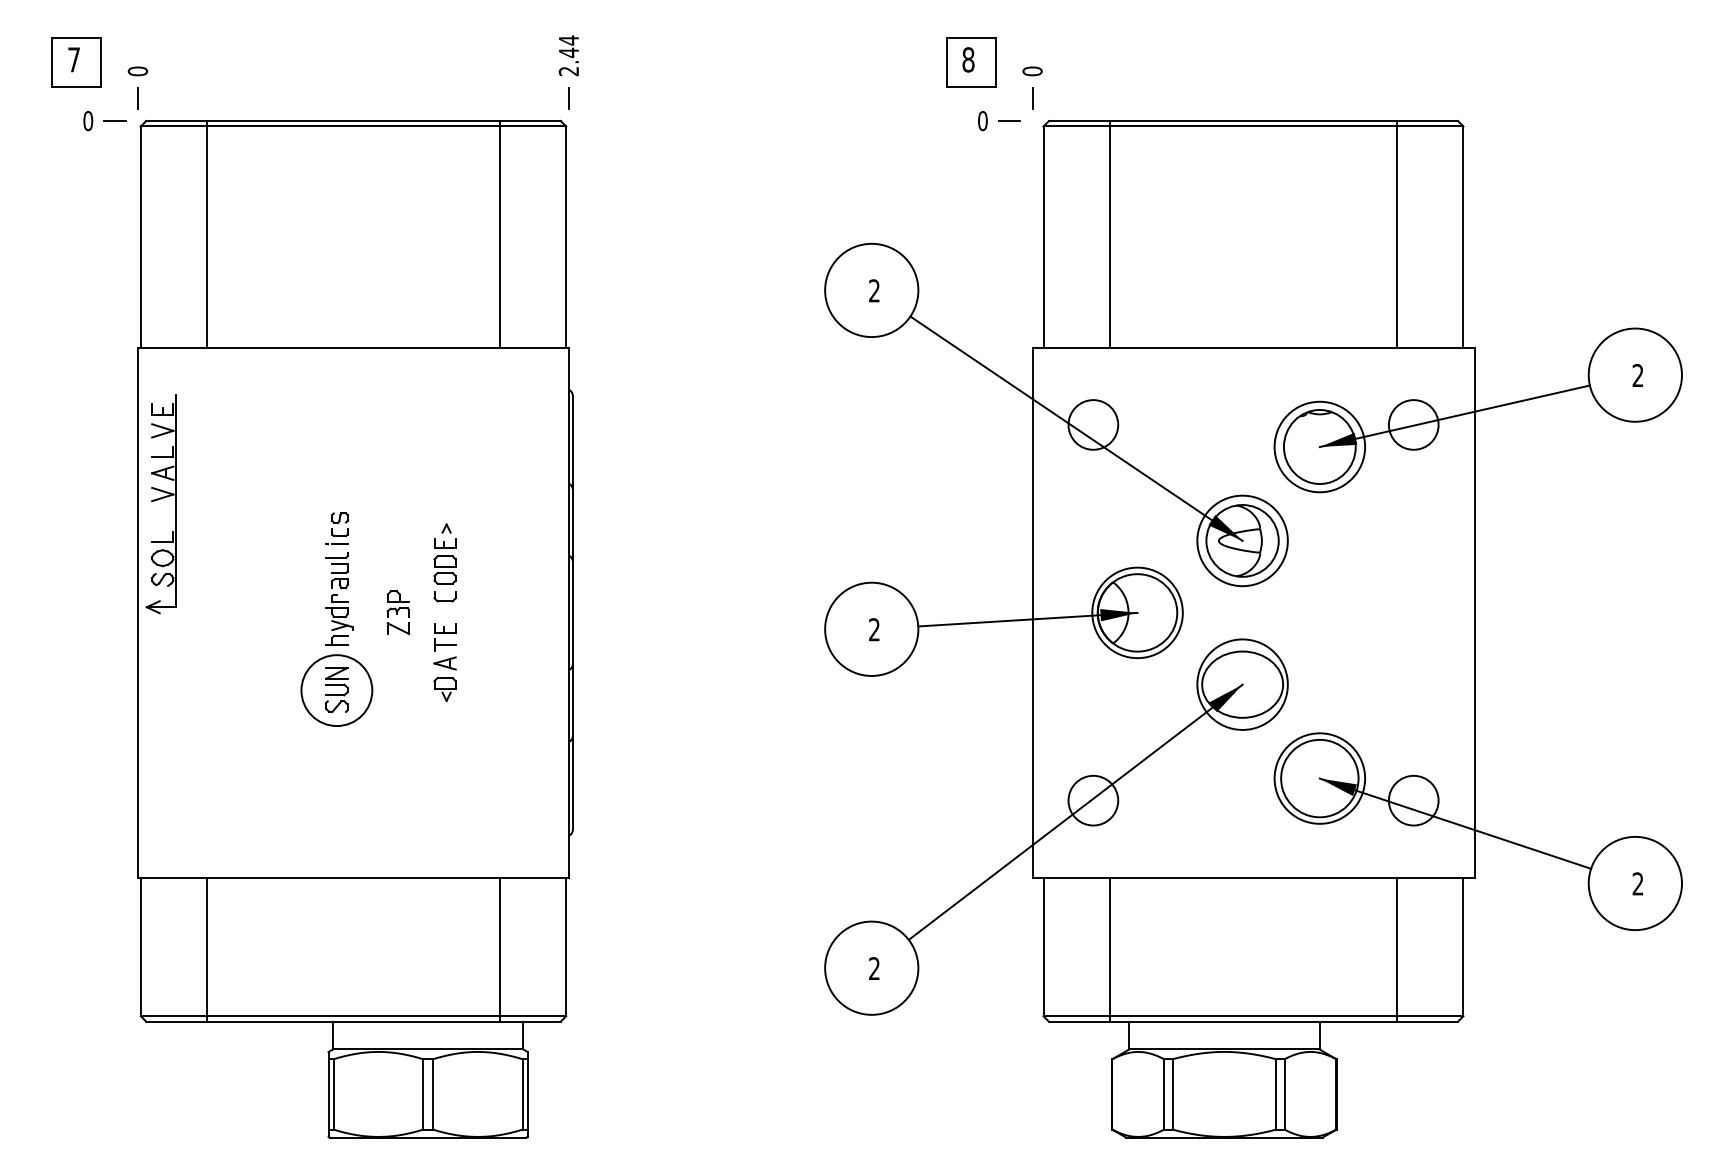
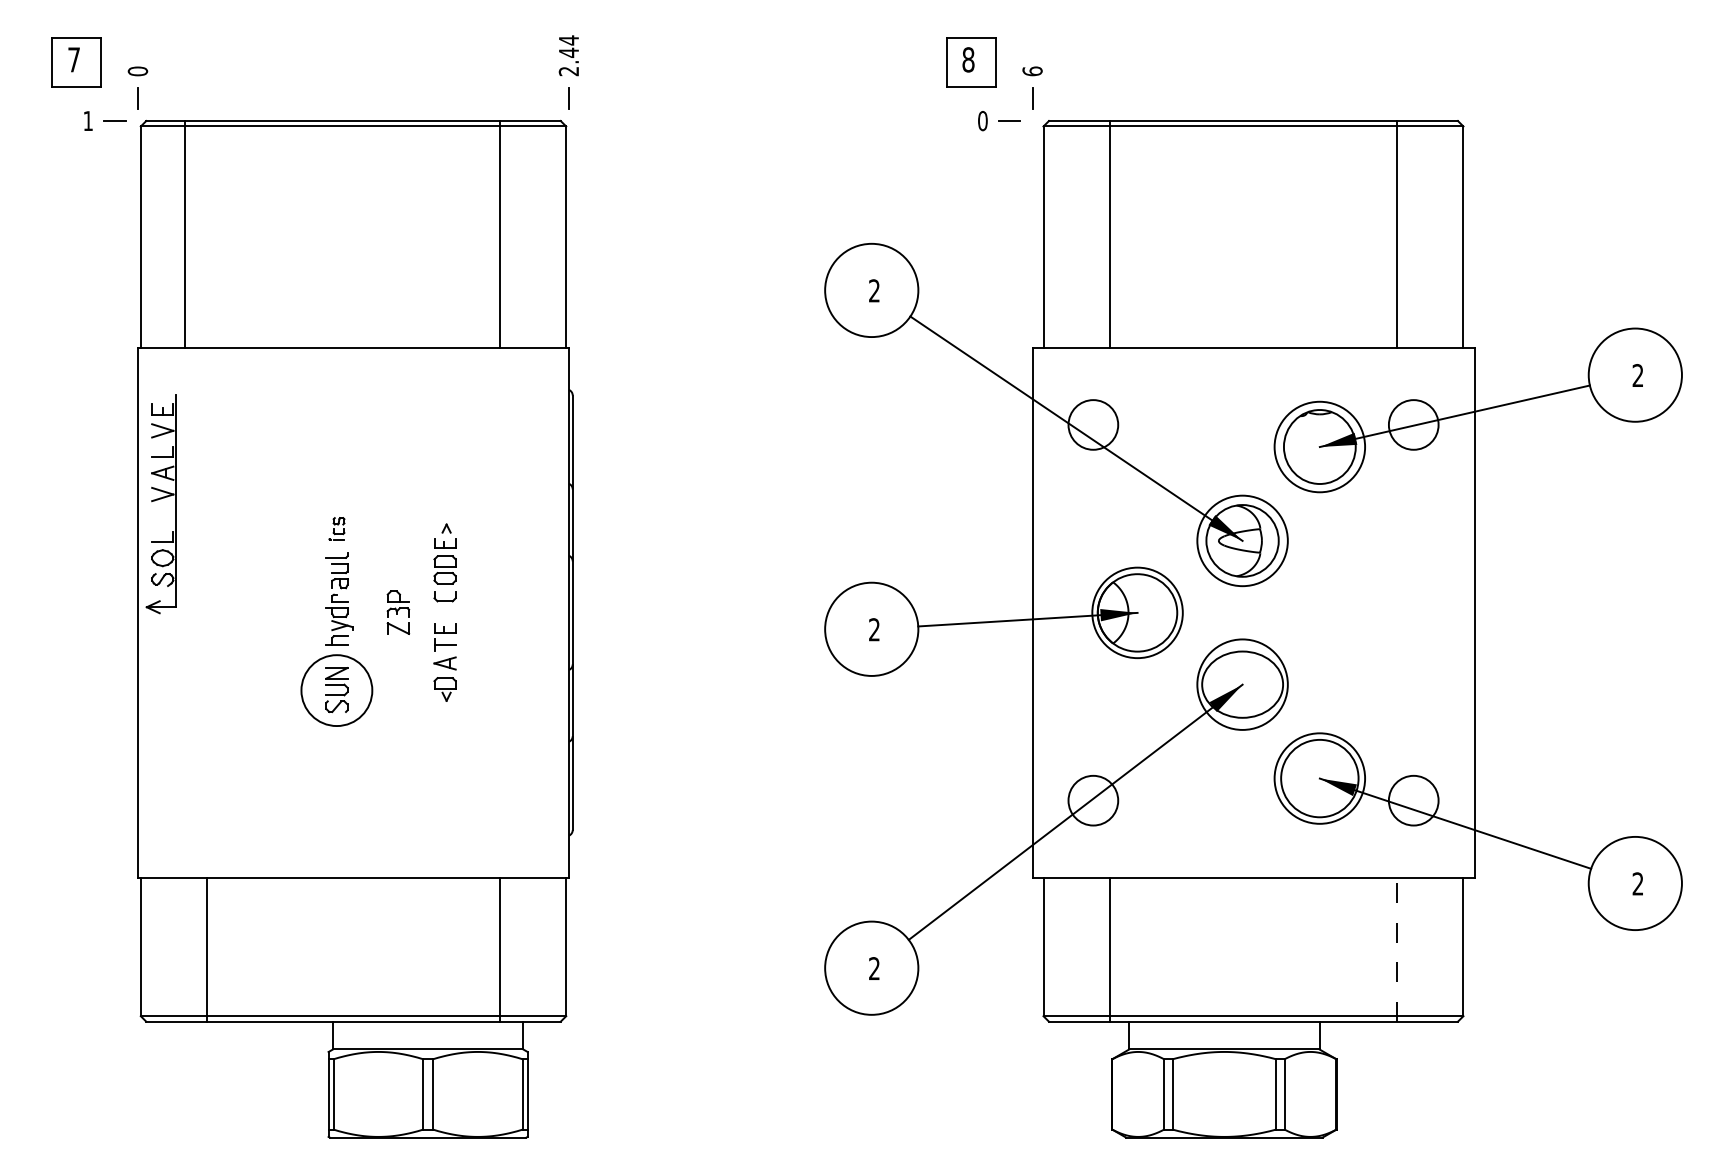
text: 0 -> 6 (1032, 71)
text: 0 -> 1 (88, 120)
line position: (207, 234) -> (185, 234) (185, 234)
part size: 24x34 px -> 18x24 px (336, 528)
line: solid -> dashed (1397, 949)
